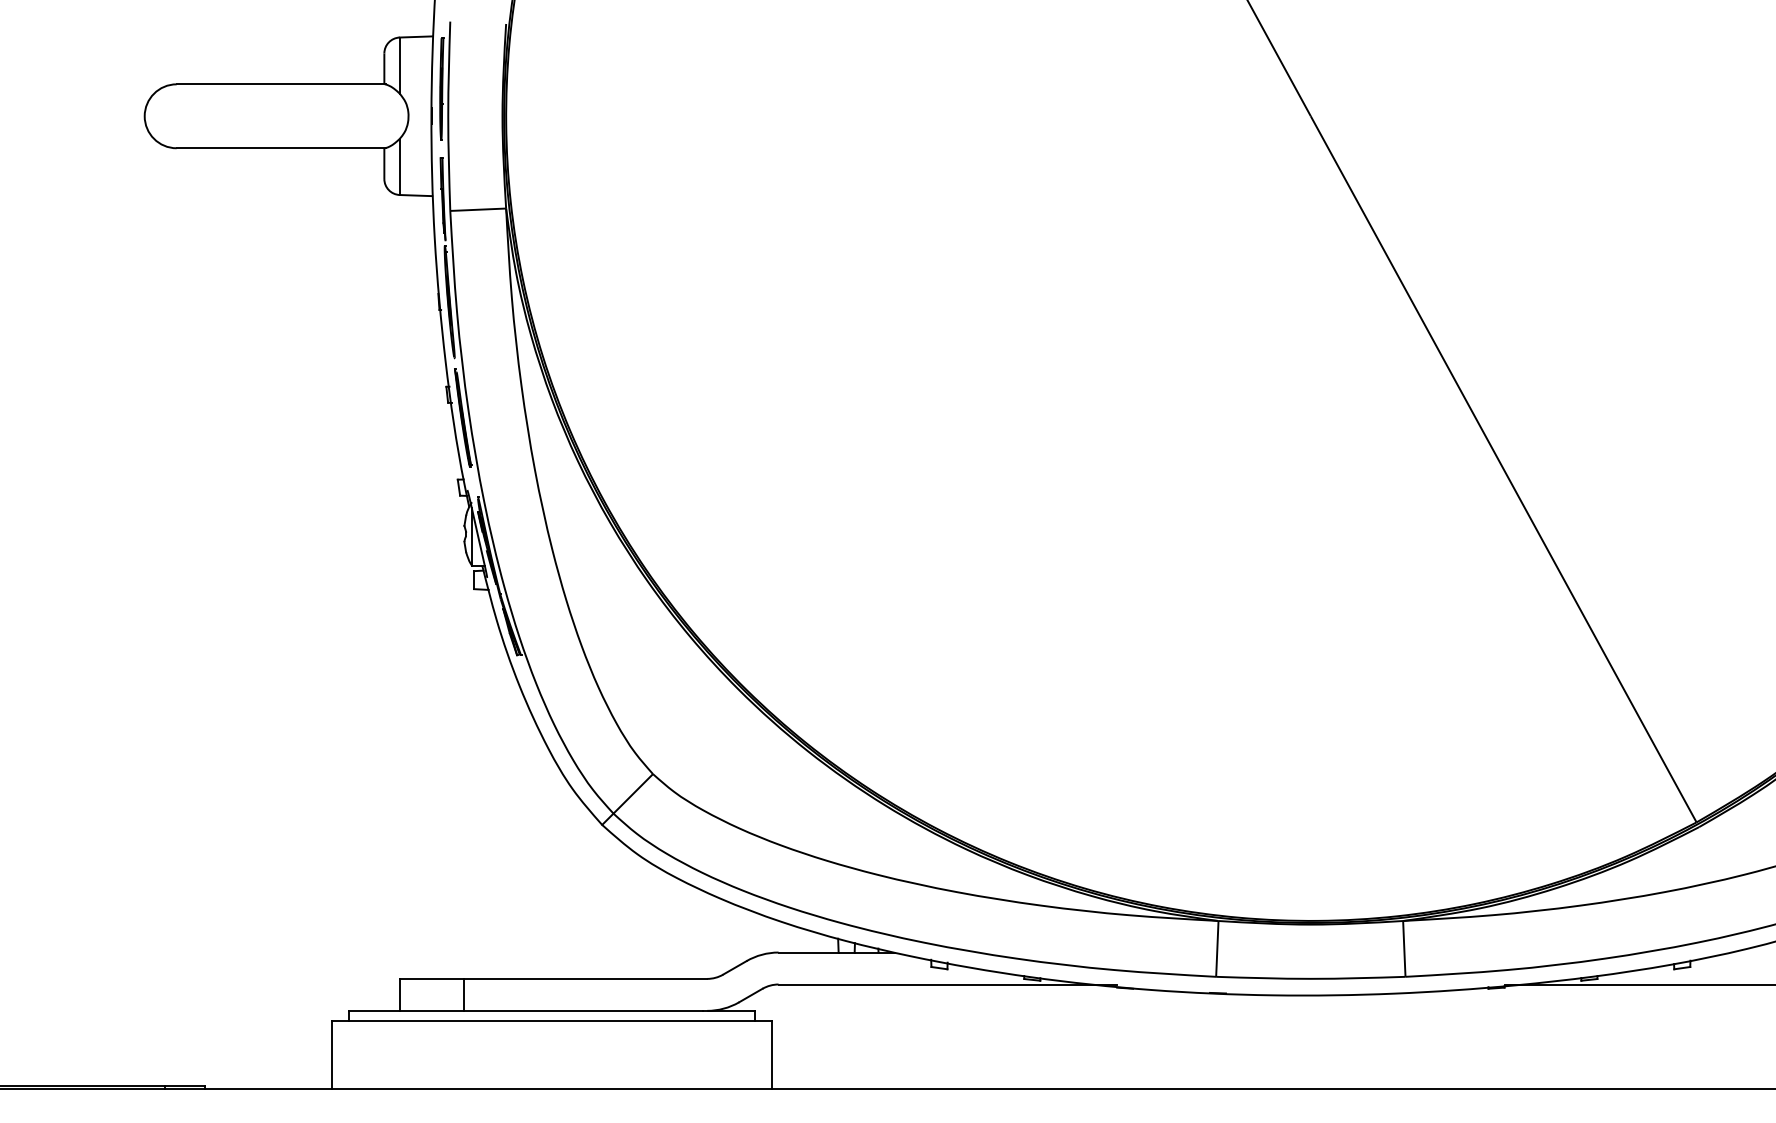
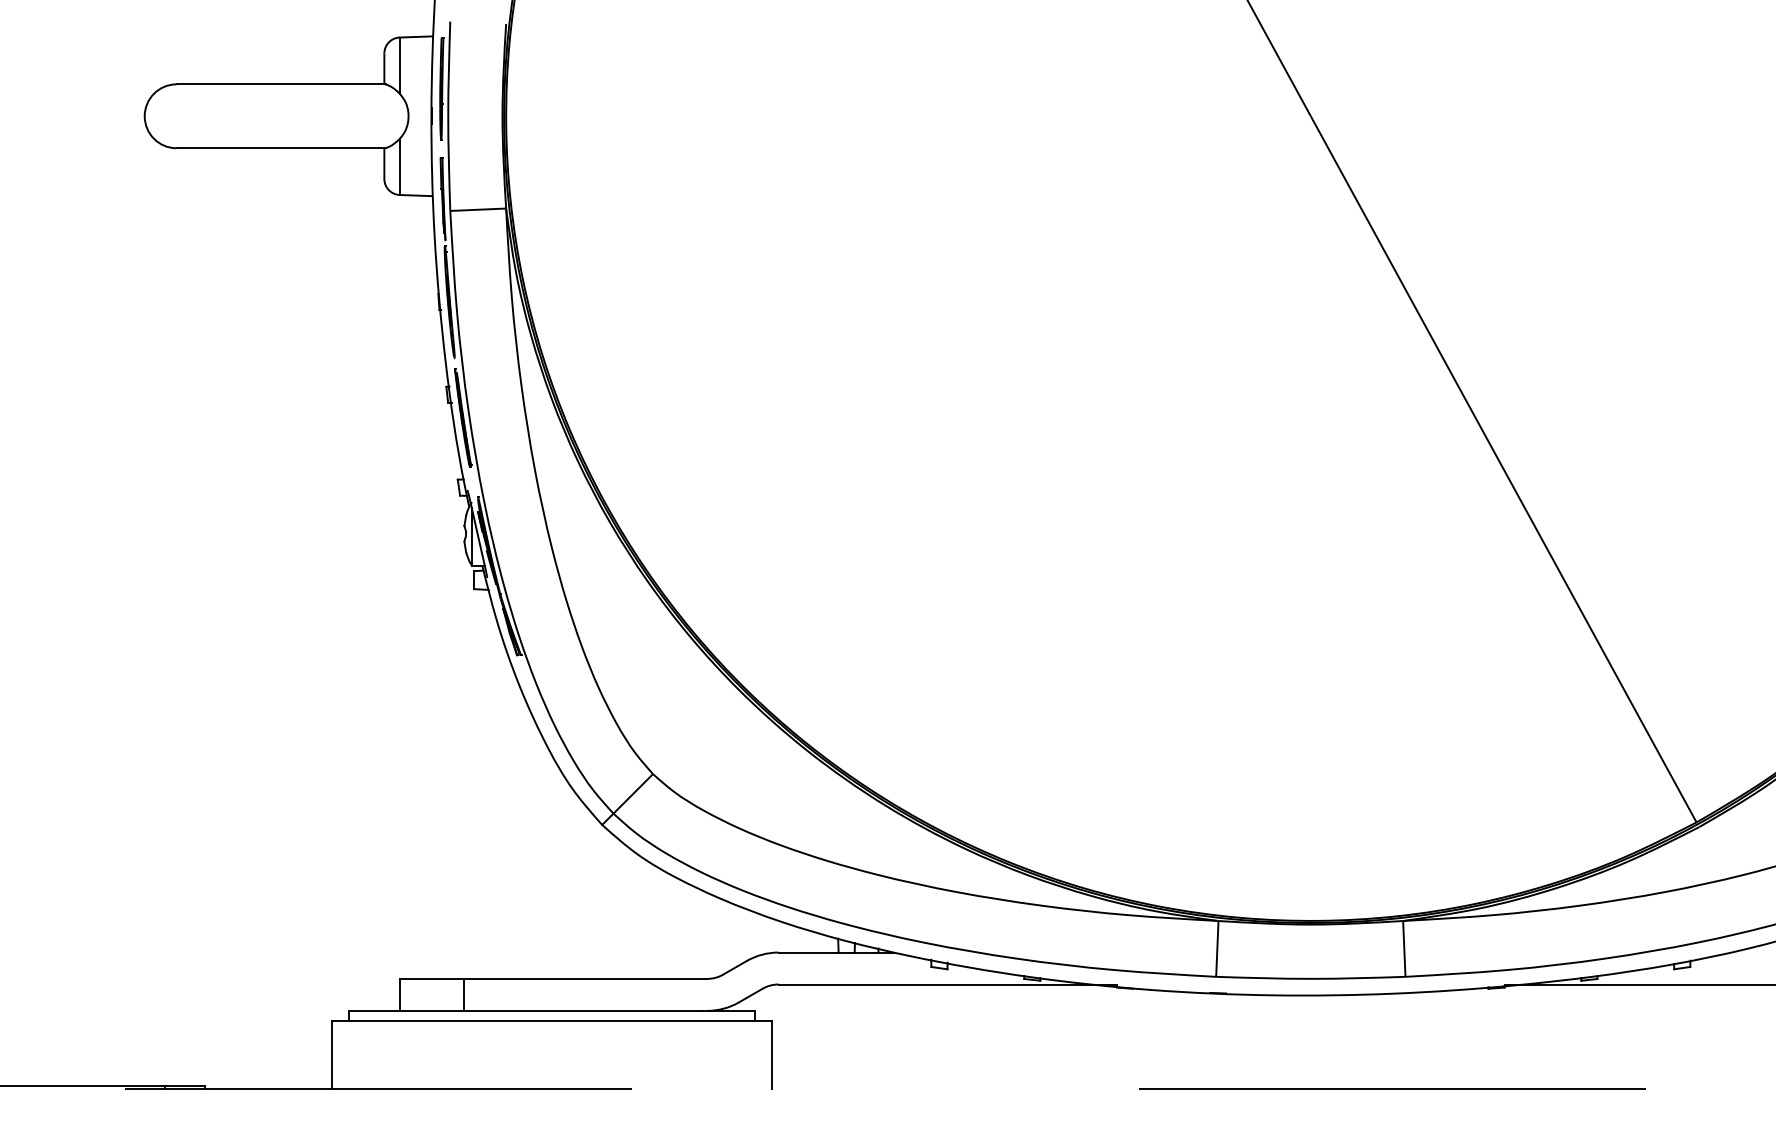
line: solid -> dashed (888, 1089)
